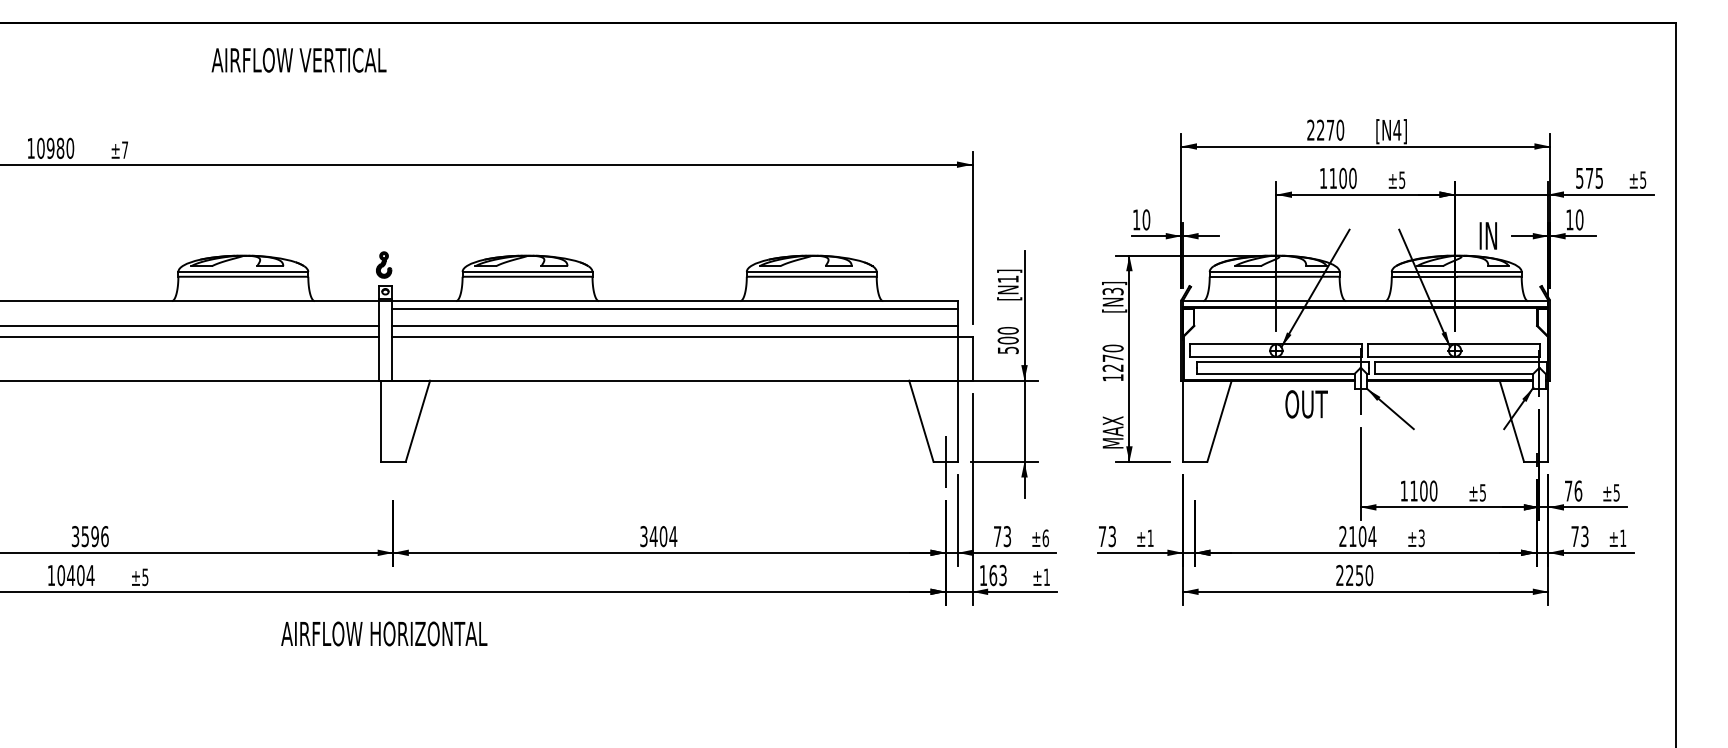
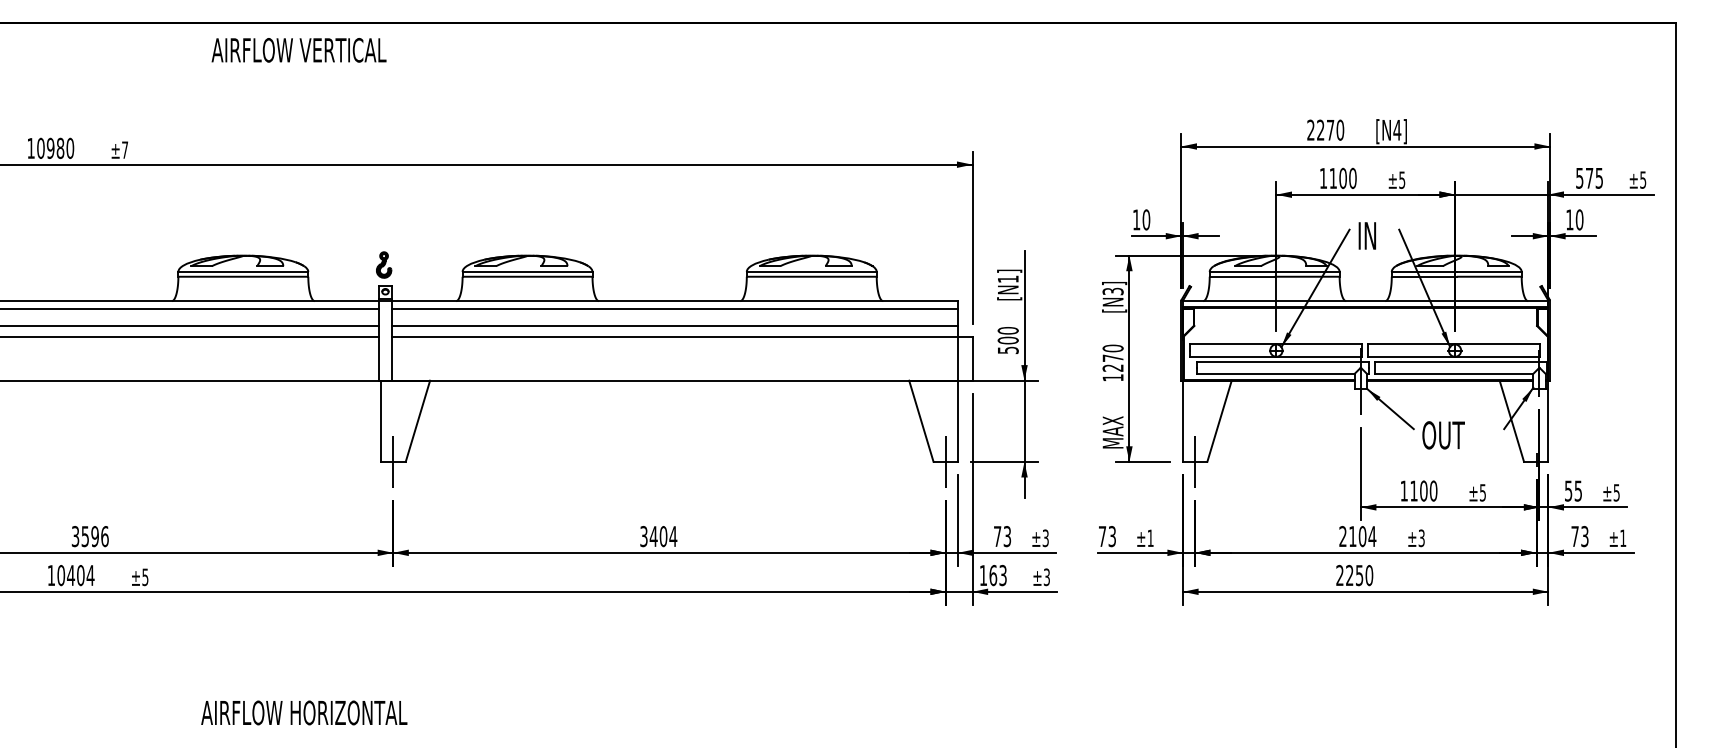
text position: (298, 60) -> (298, 50) (298, 50)
text position: (1487, 235) -> (1366, 235) (1366, 235)
line: none -> present (190, 309)
text position: (1306, 404) -> (1443, 435) (1443, 435)
line: none -> present (393, 461)
line: none -> present (1194, 461)
text: 76 -> 55 (1573, 490)
text: ±6 -> ±3 (1045, 538)
text: ±1 -> ±3 (1046, 577)
text position: (384, 633) -> (304, 712) (304, 712)
